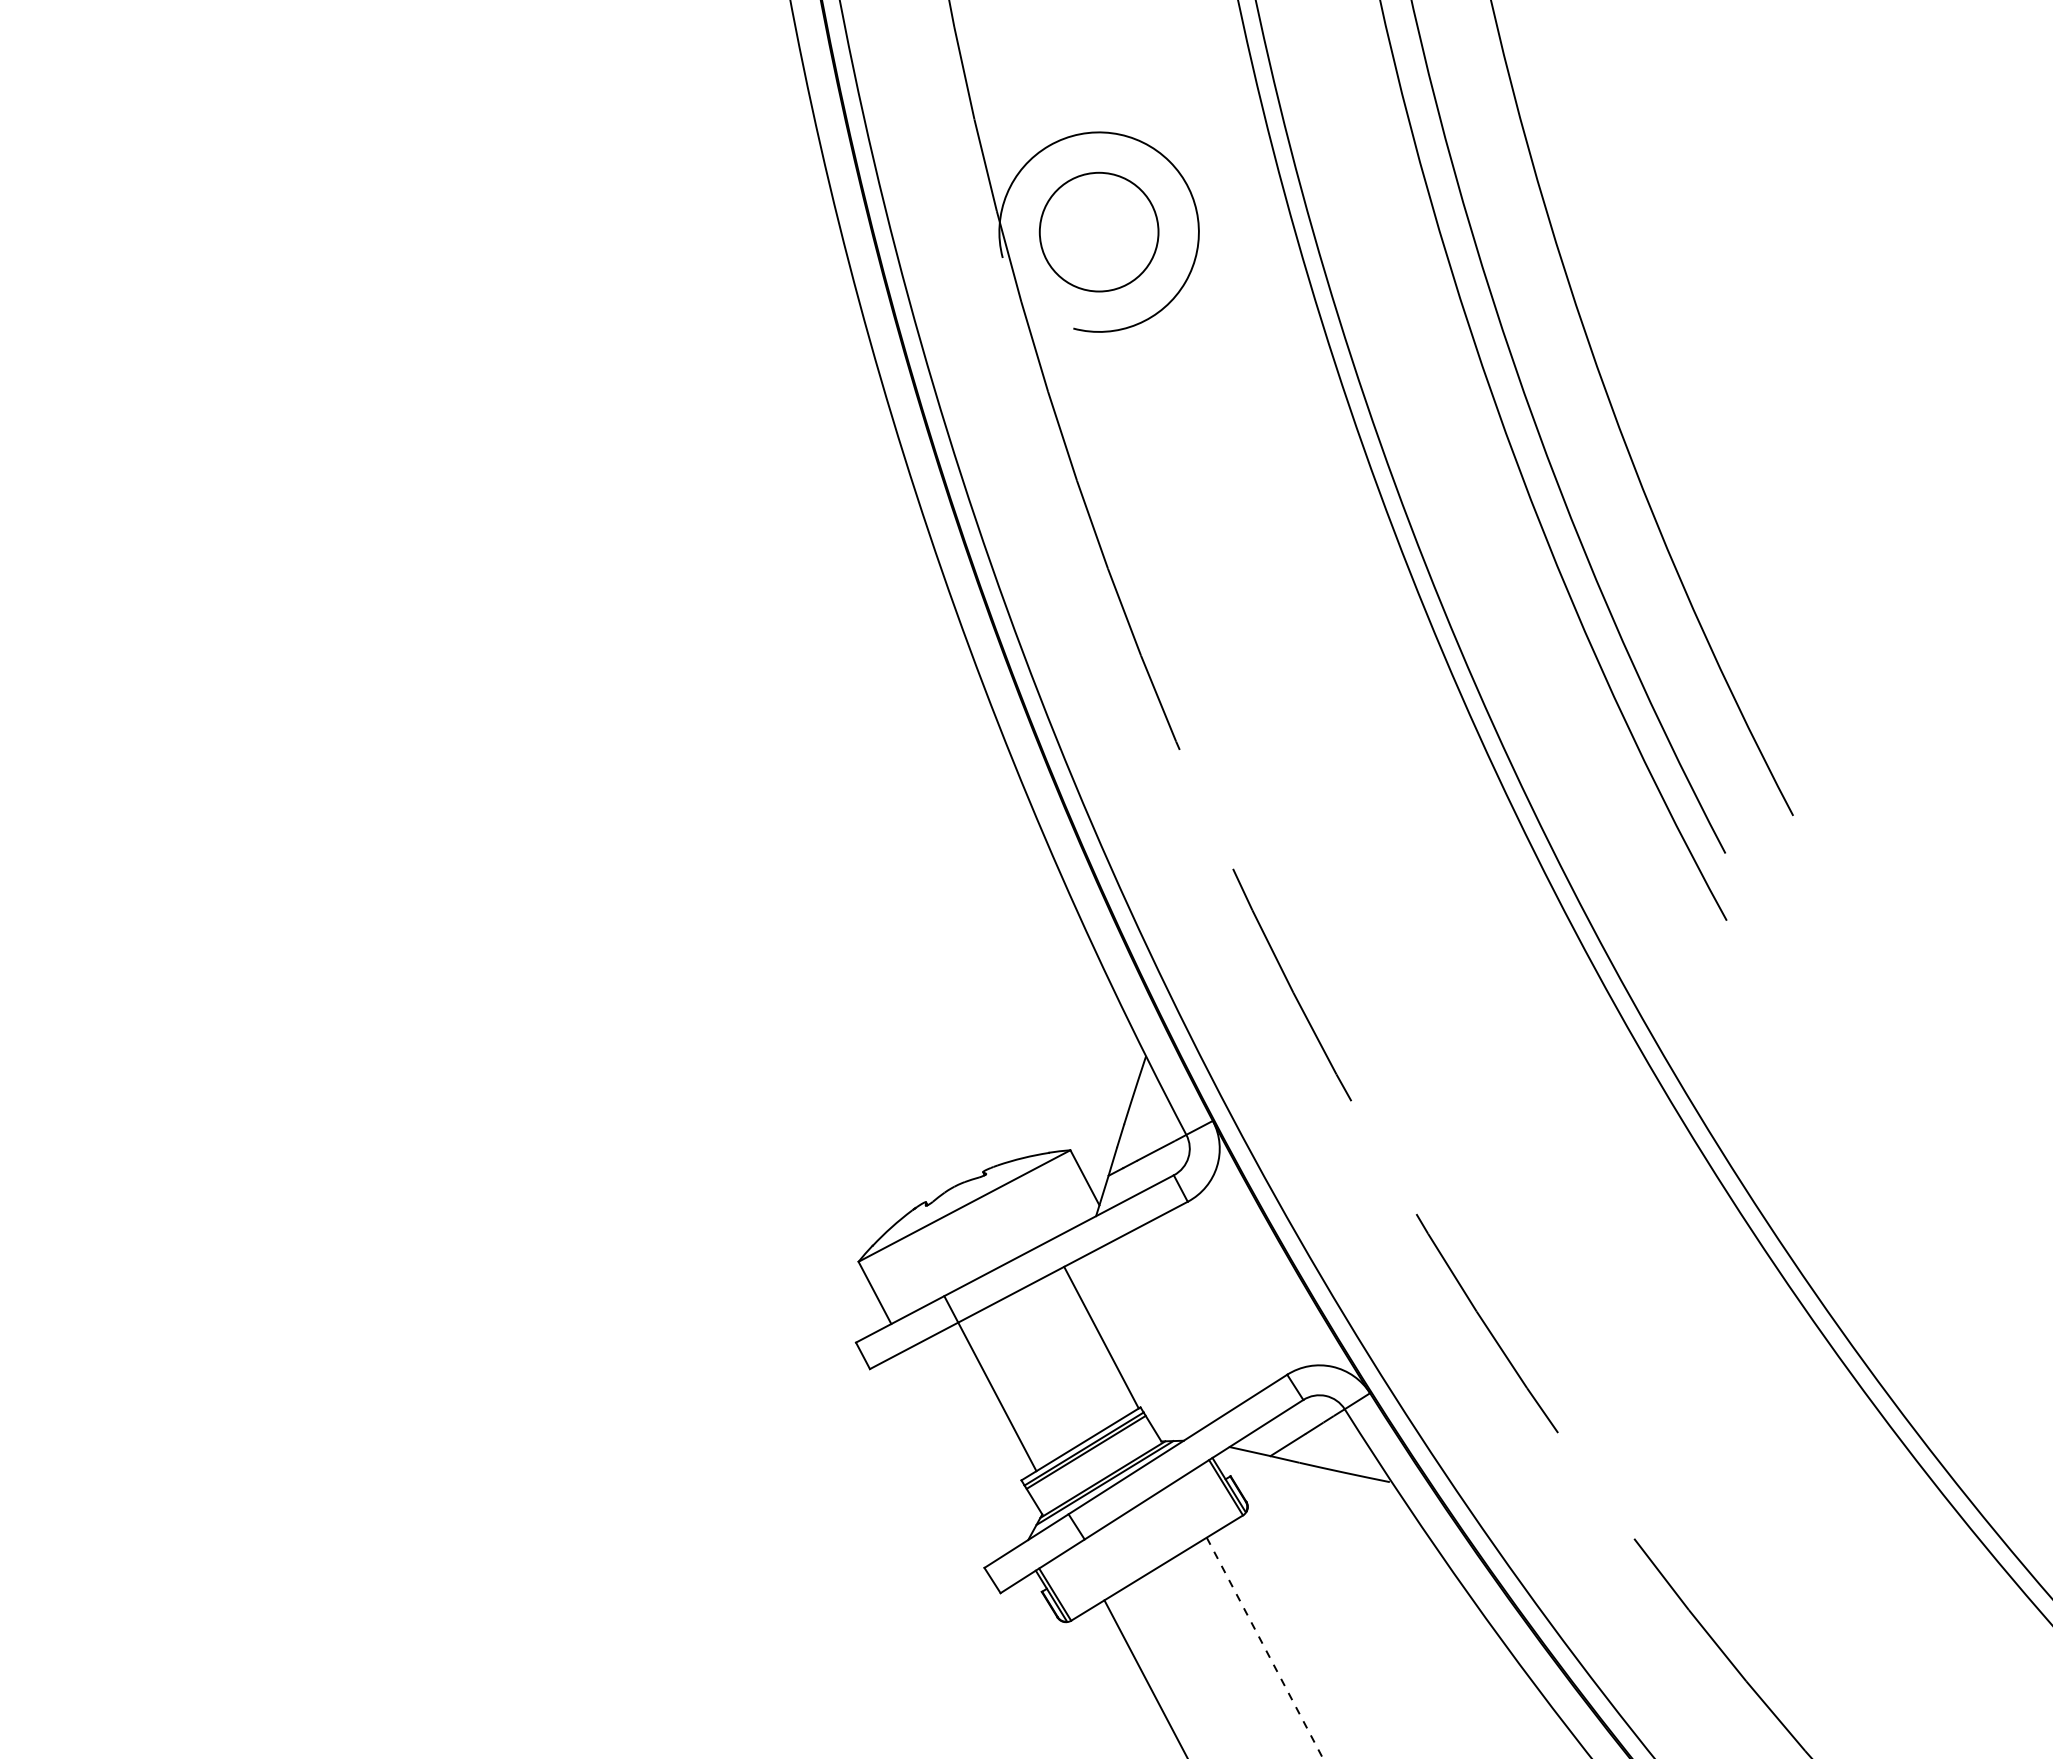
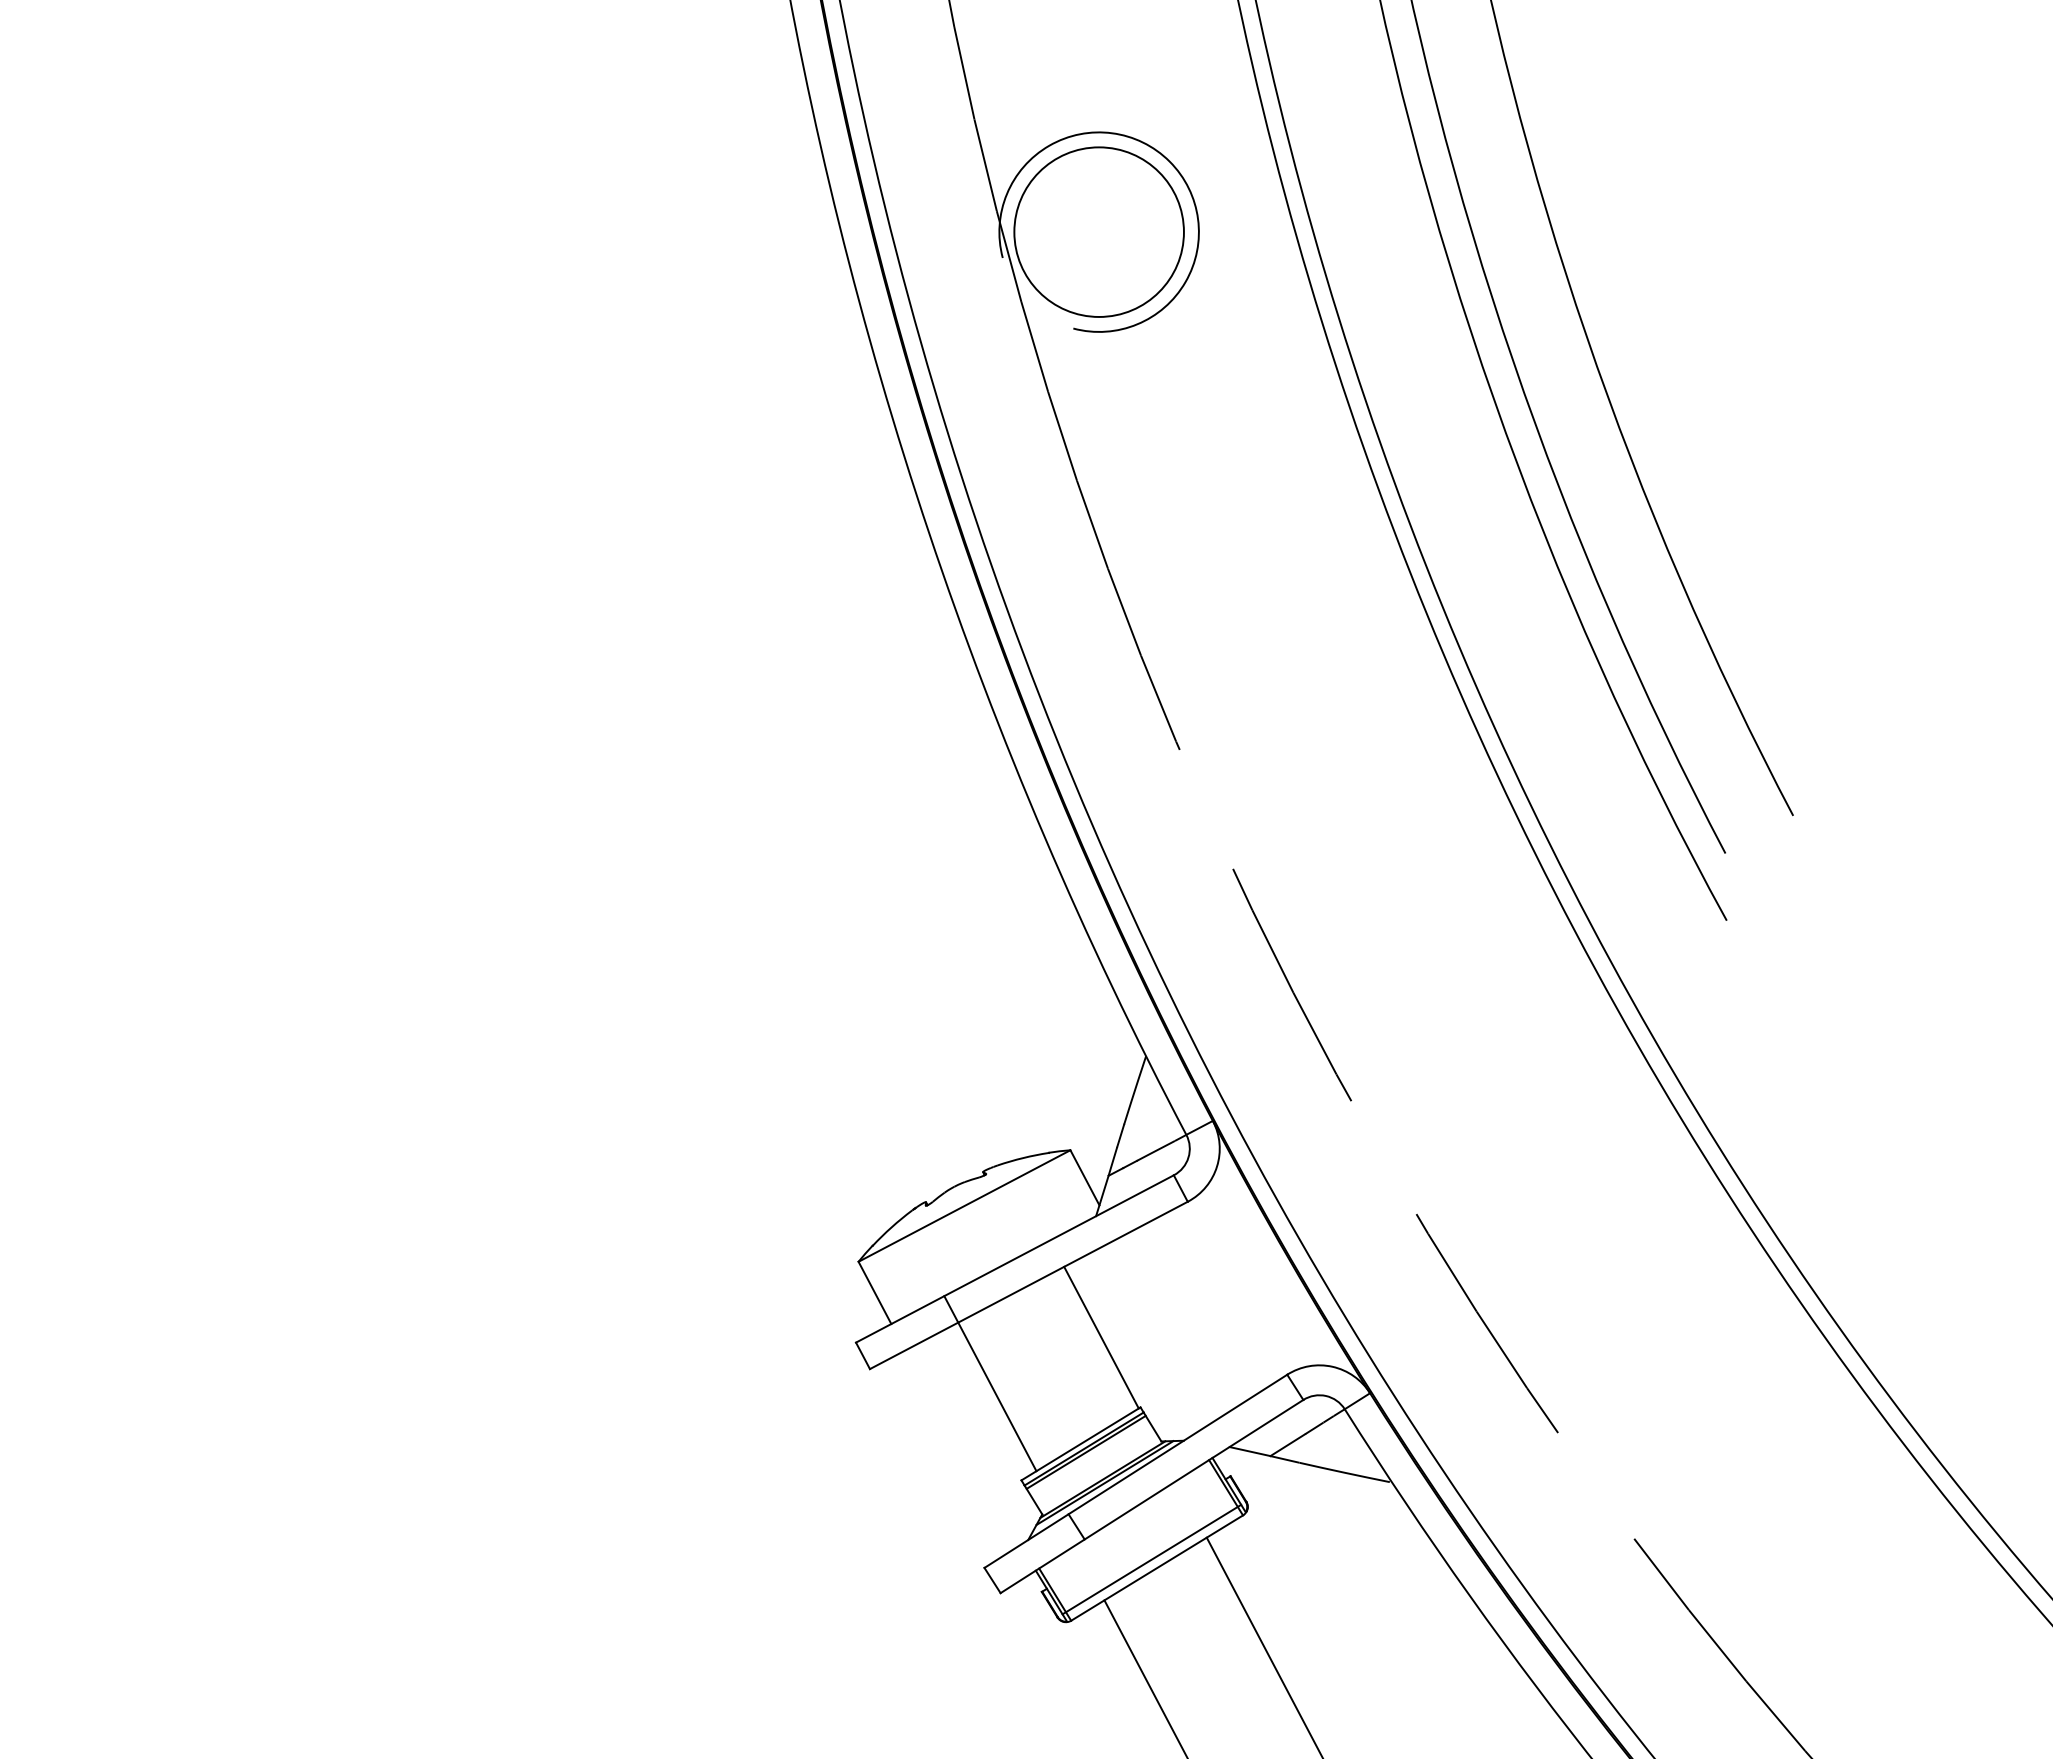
circle diameter: 119 px -> 170 px (1098, 231)
line: none -> present (1151, 1559)
line: dashed -> solid (1264, 1648)
